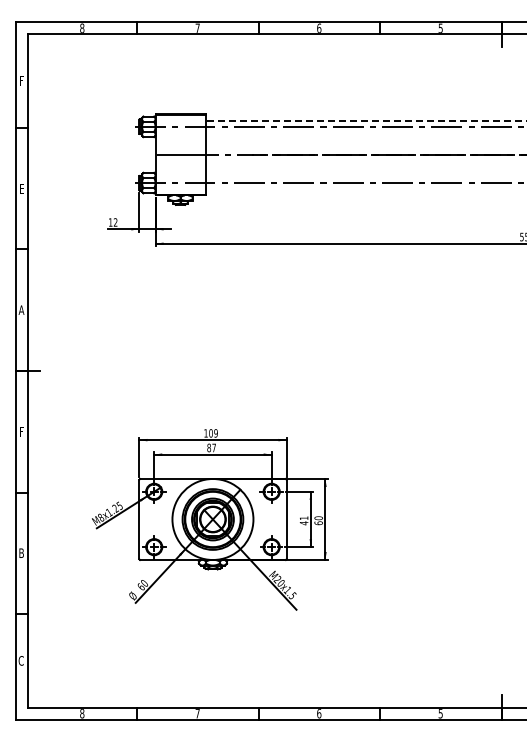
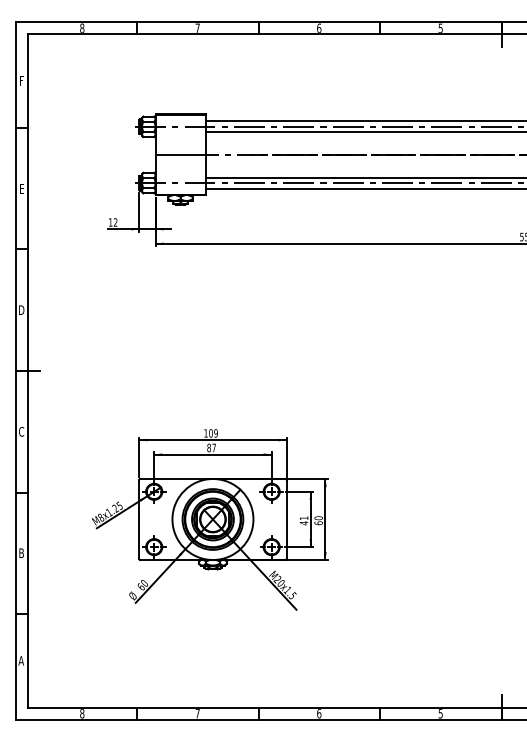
line: dashed -> solid (365, 121)
line: none -> present (364, 132)
line: none -> present (364, 177)
line: none -> present (364, 188)
text: A -> D (21, 309)
text: F -> C (21, 431)
text: C -> A (21, 660)
